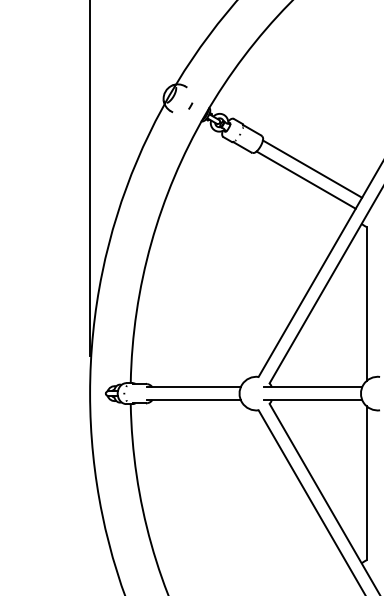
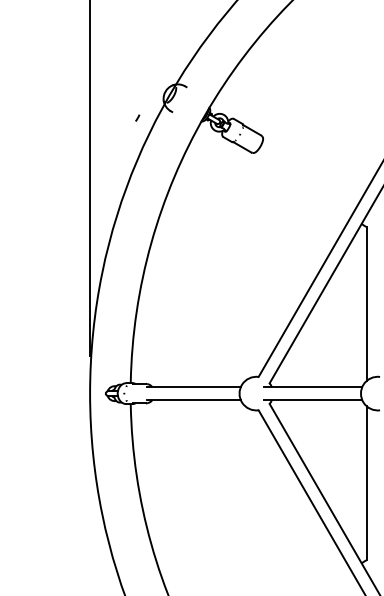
curve position: (190, 105) -> (137, 117) (137, 117)
line: present -> none (312, 168)
line: present -> none (305, 179)
